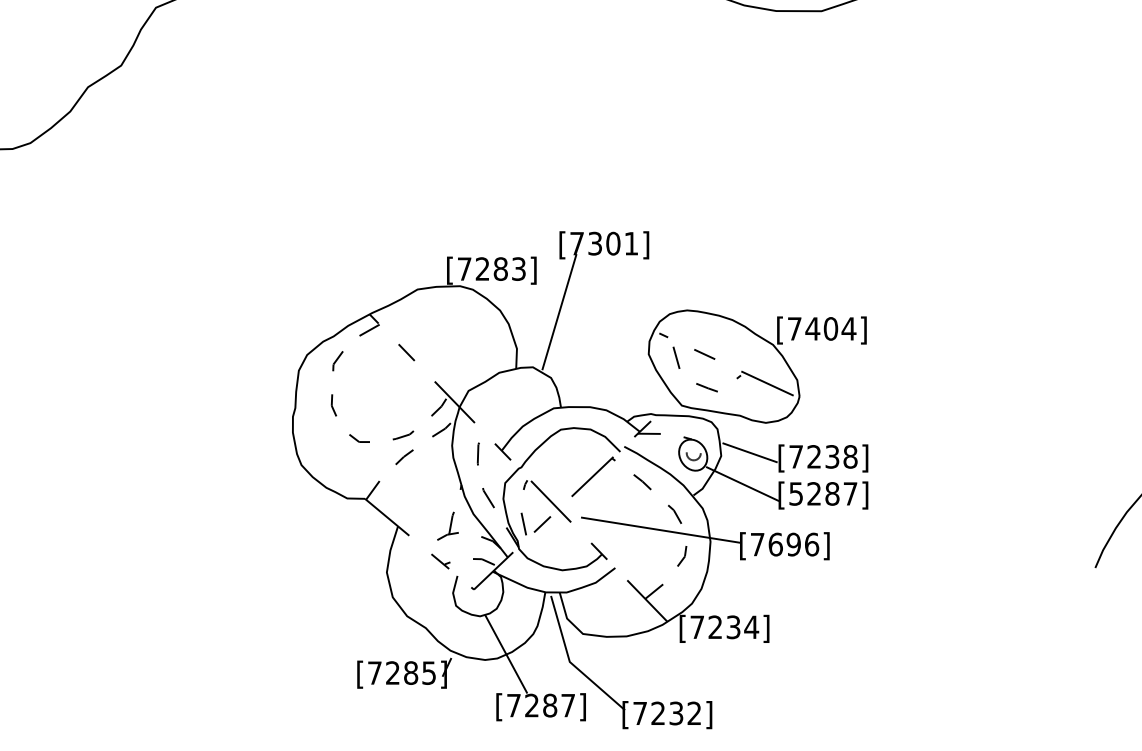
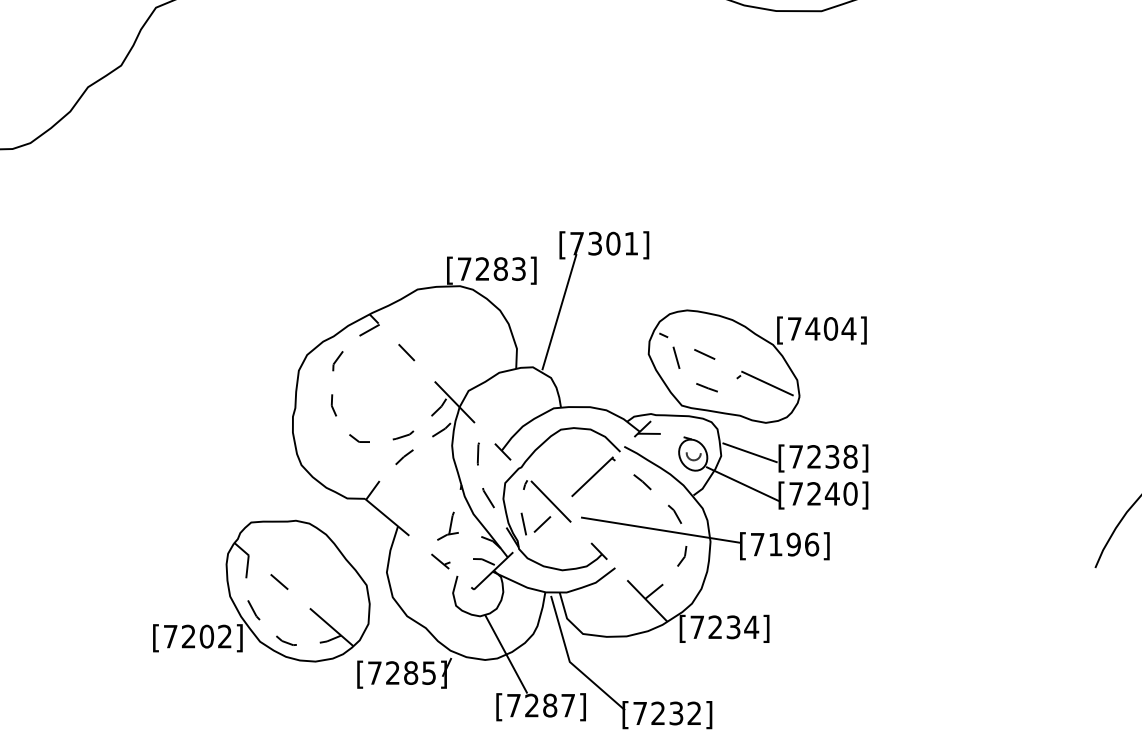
text: [5287] -> [7240] (823, 493)
text: [7696] -> [7196] (775, 544)
part: none -> present (261, 590)
